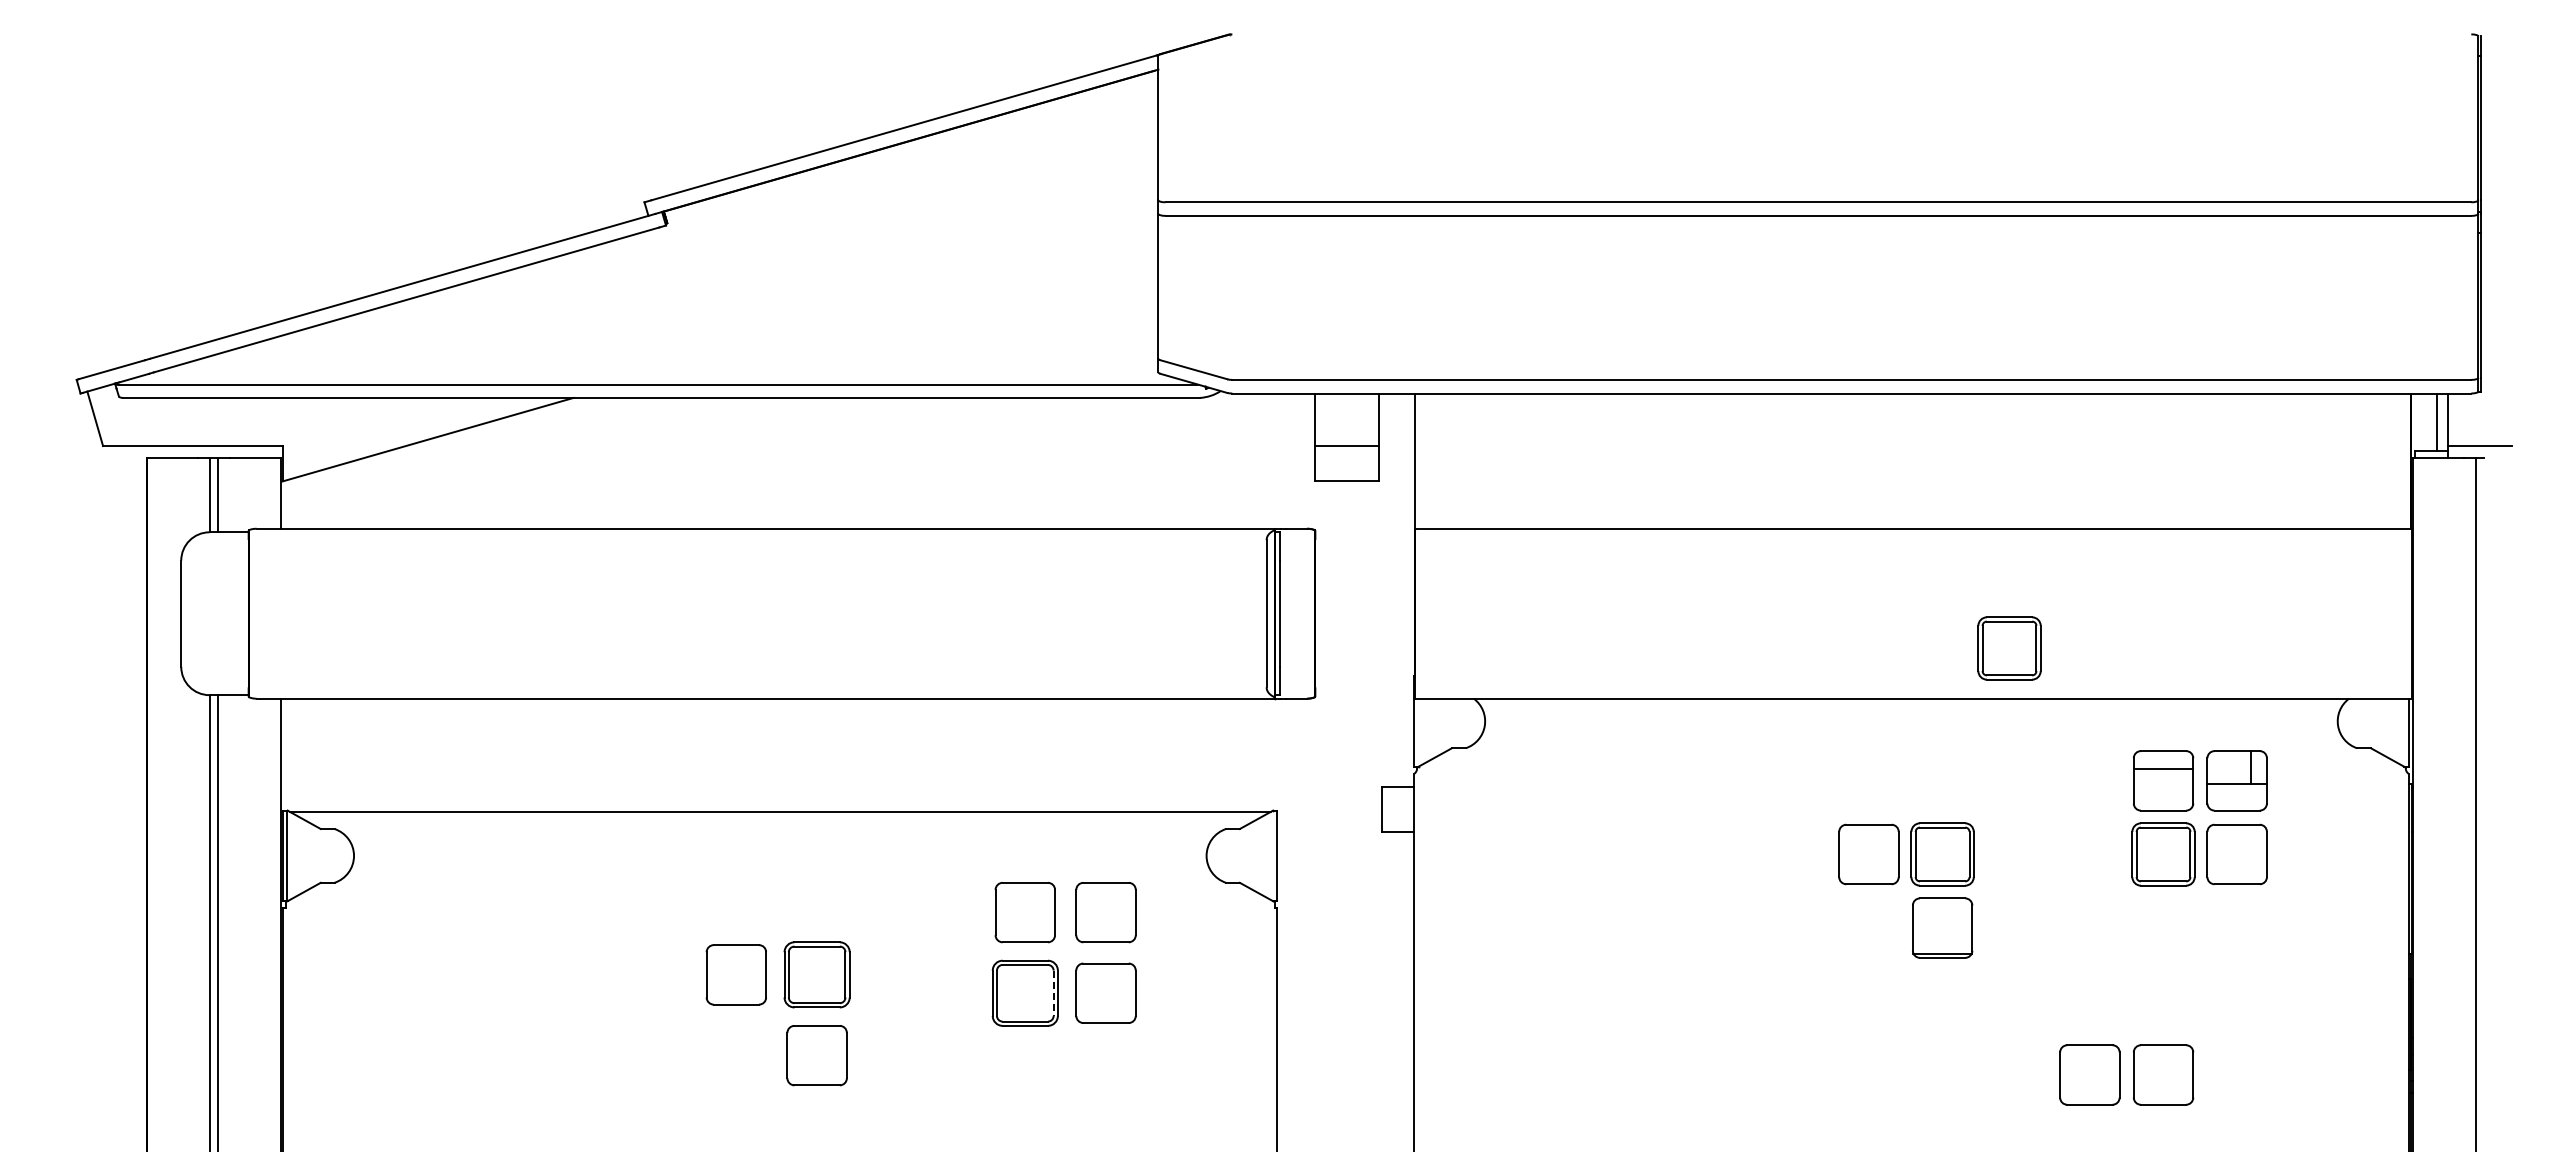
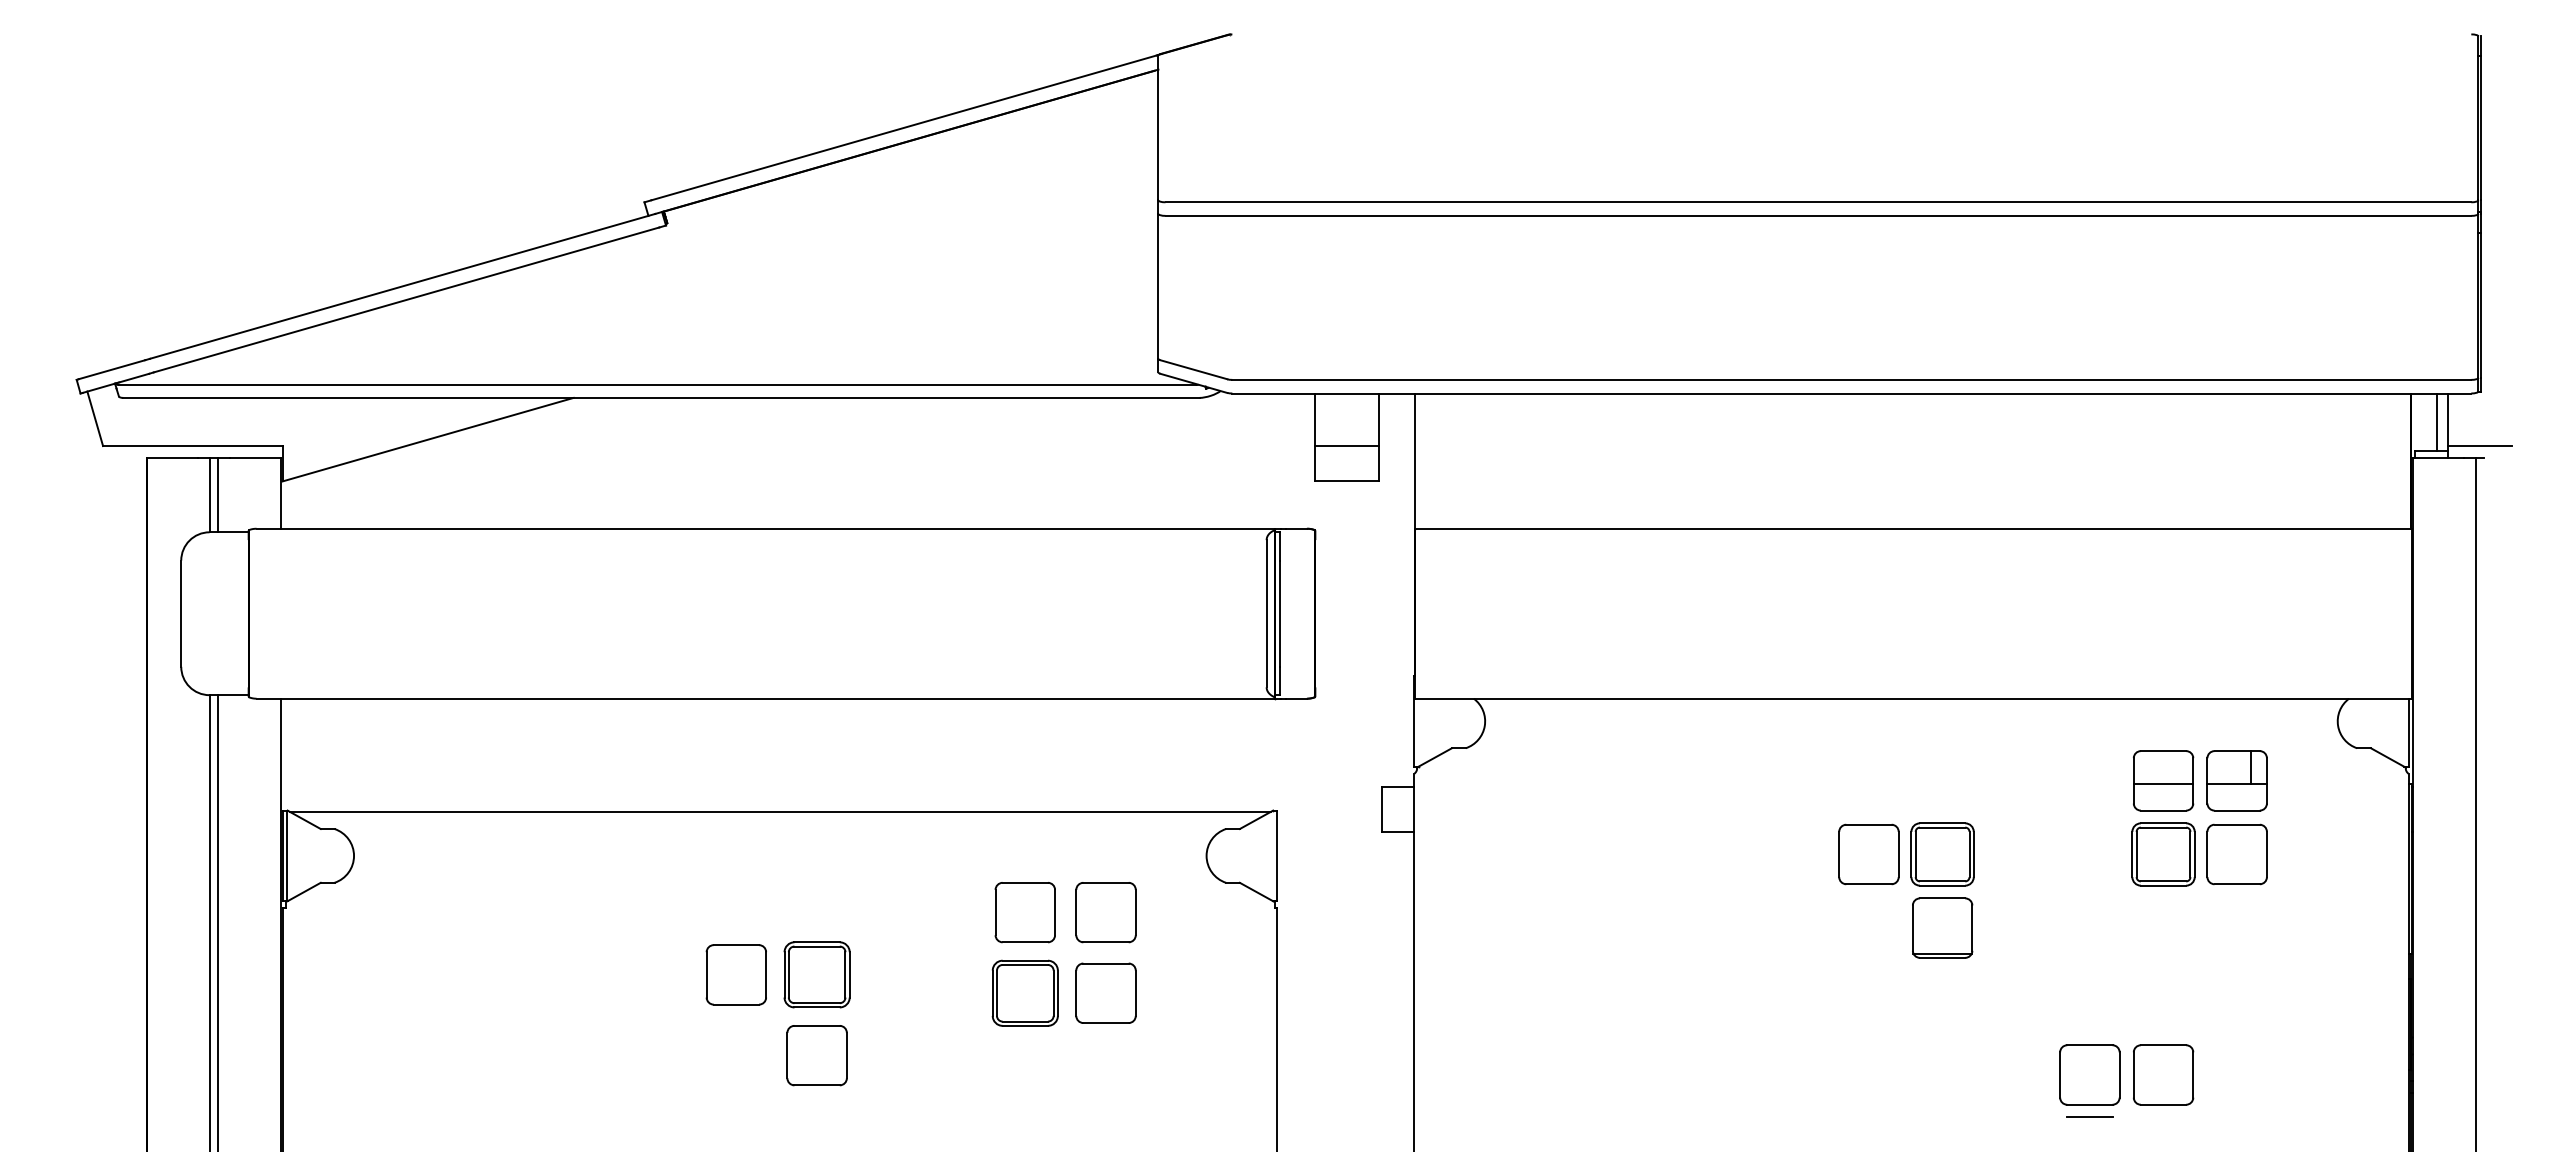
part: present -> none (2009, 648)
line position: (2163, 768) -> (2163, 783) (2163, 783)
line: dashed -> solid (1053, 993)
line: none -> present (2089, 1117)
